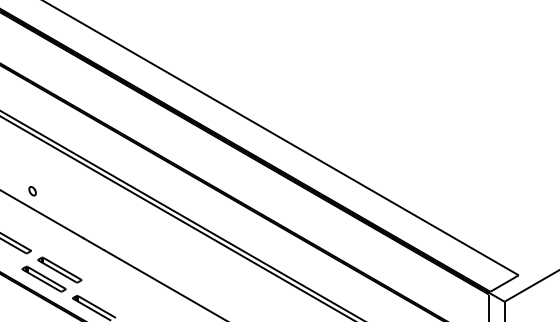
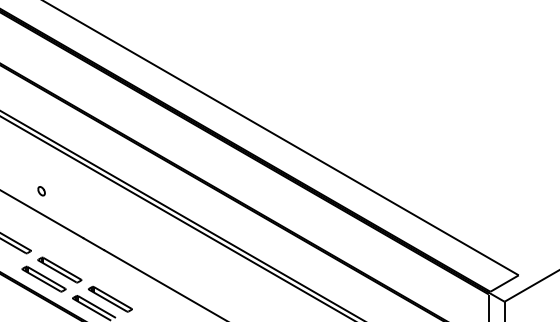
part position: (32, 191) -> (41, 191) (41, 191)
part: none -> present (110, 298)
